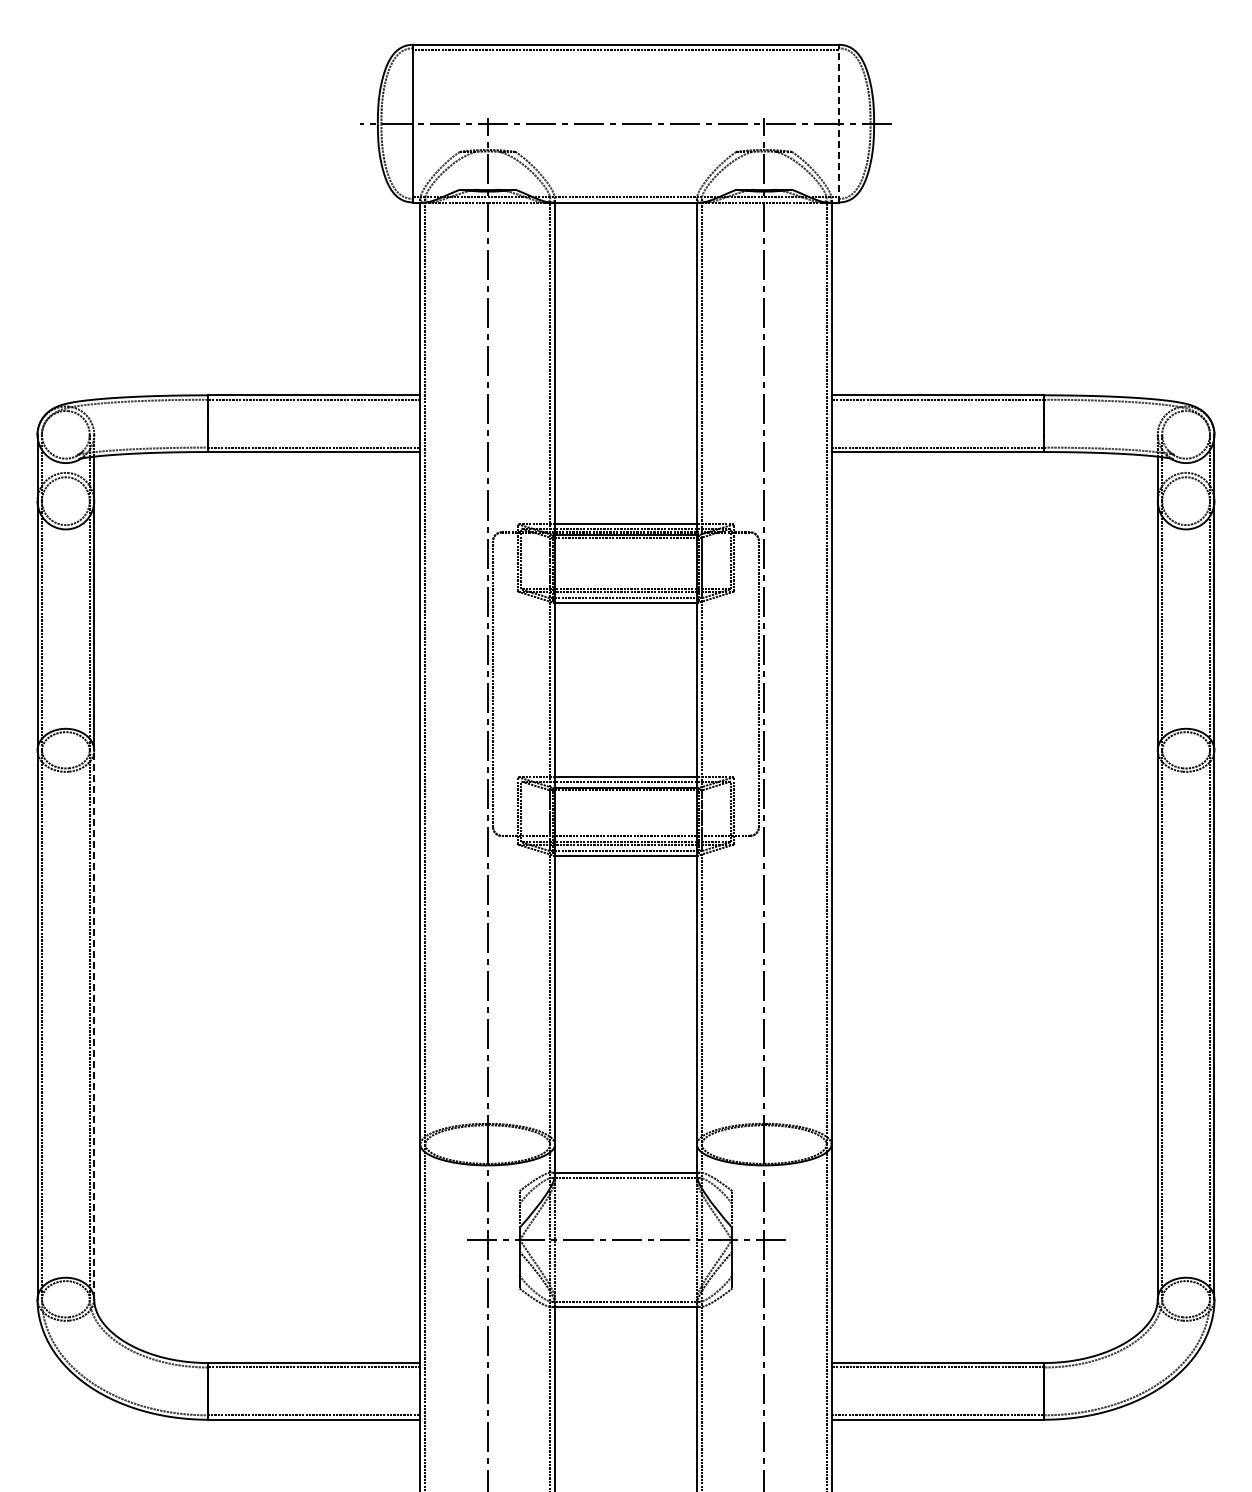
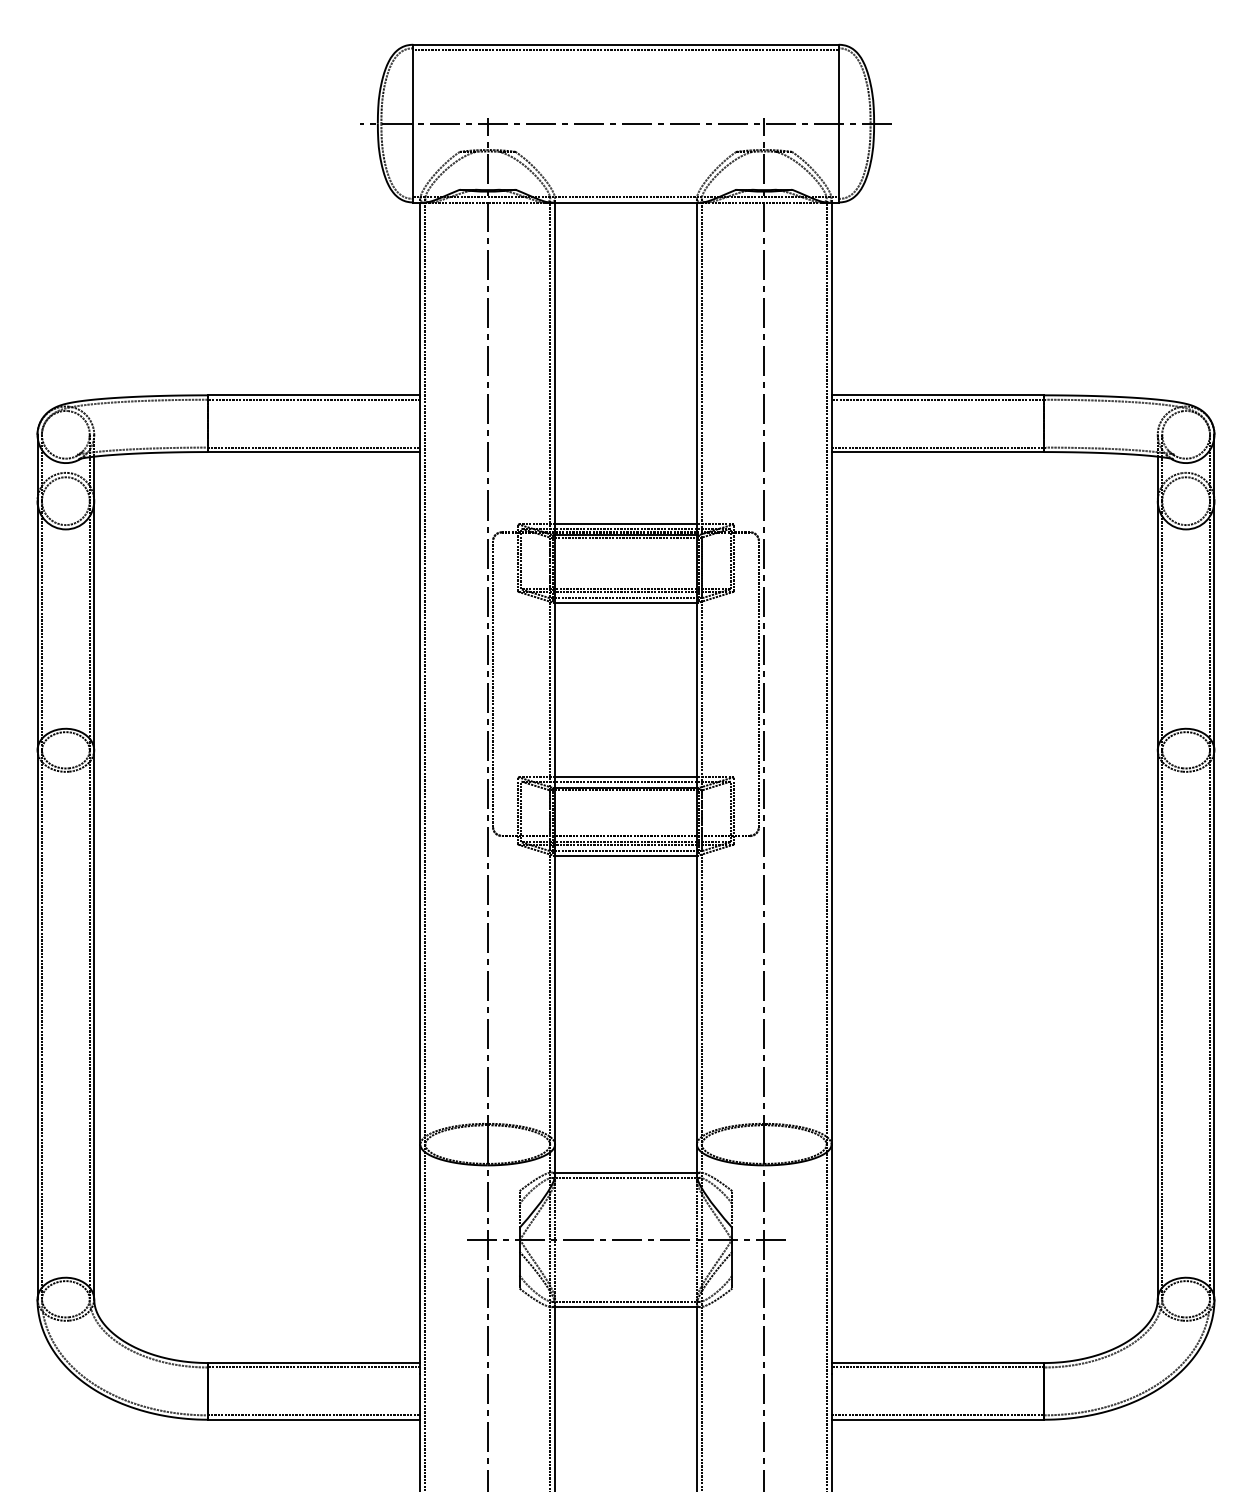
line: dashed -> solid (838, 123)
line: dashed -> solid (94, 1024)
